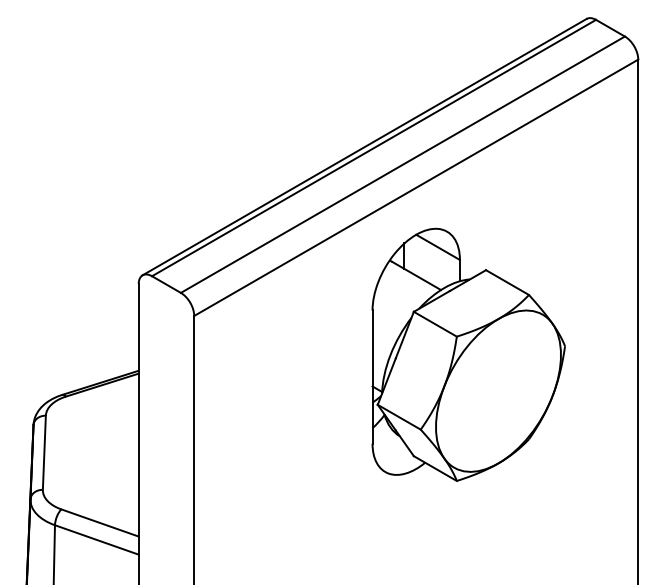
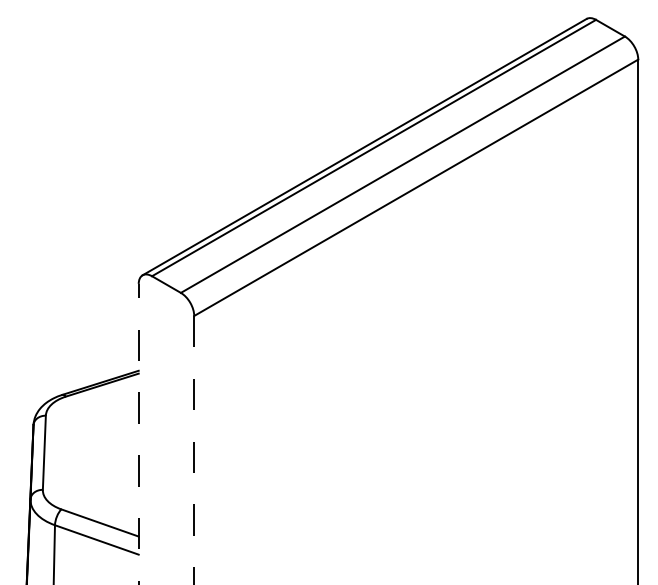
part: present -> none (468, 354)
line: solid -> dashed (138, 433)
line: solid -> dashed (194, 450)
